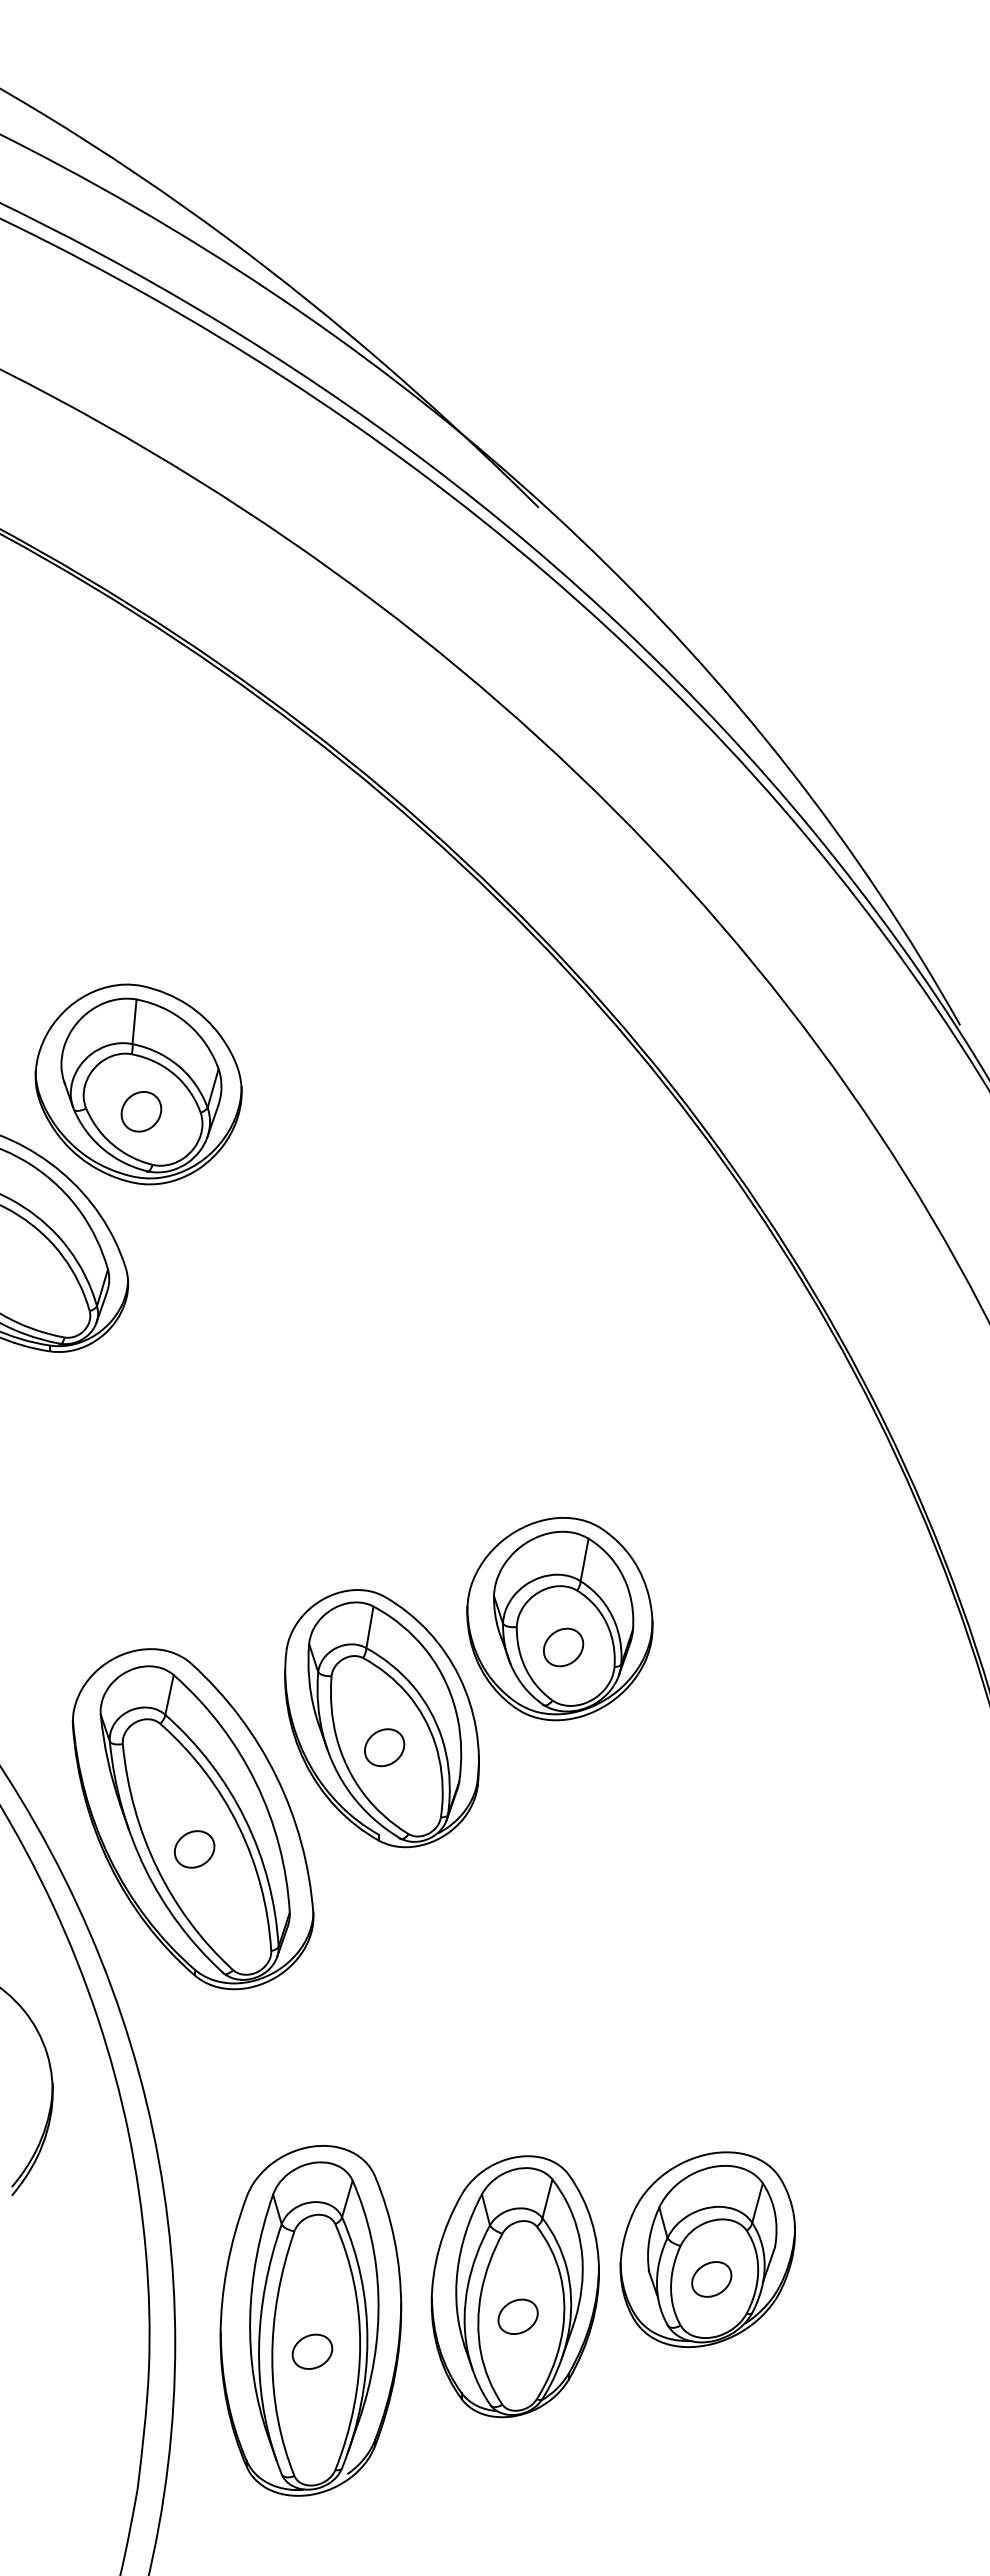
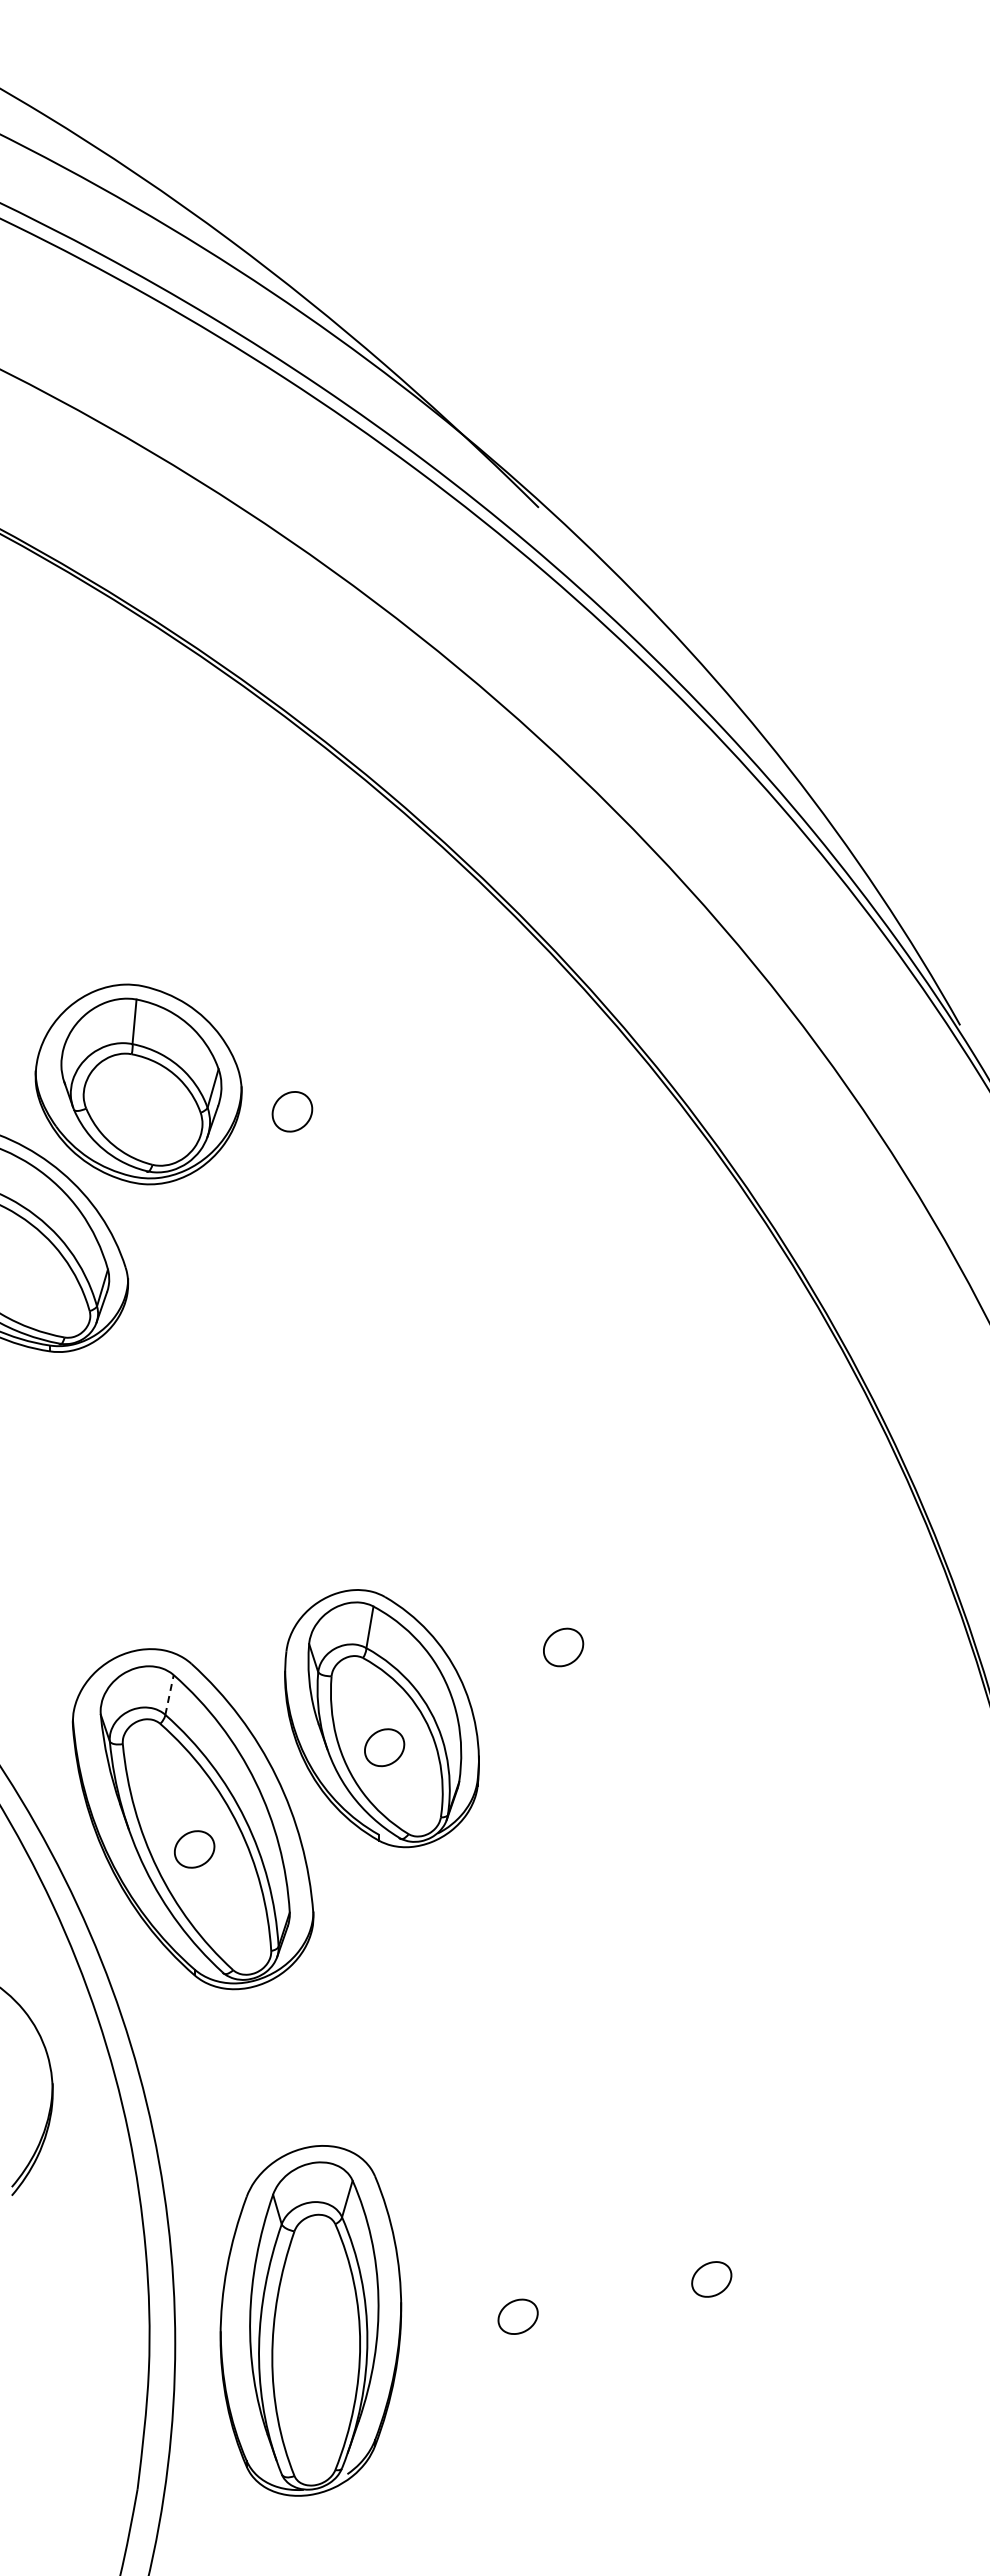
part position: (141, 1111) -> (292, 1111) (292, 1111)
part: present -> none (559, 1619)
line: solid -> dashed (169, 1694)
part: present -> none (707, 2249)
part: present -> none (514, 2286)
part: present -> none (312, 2351)
